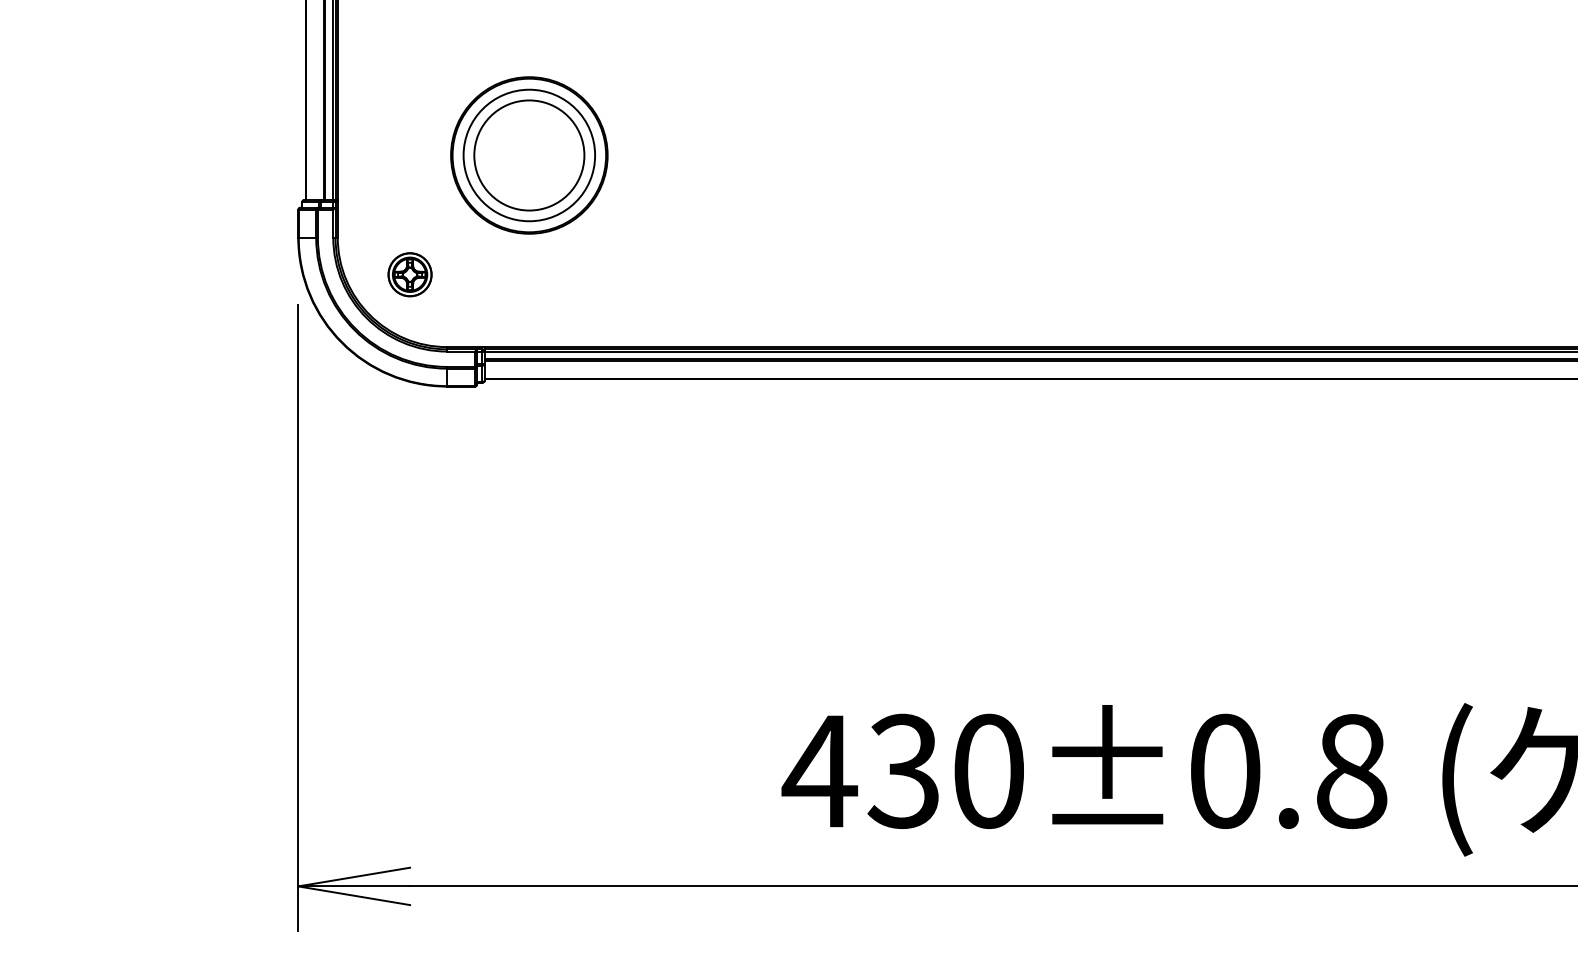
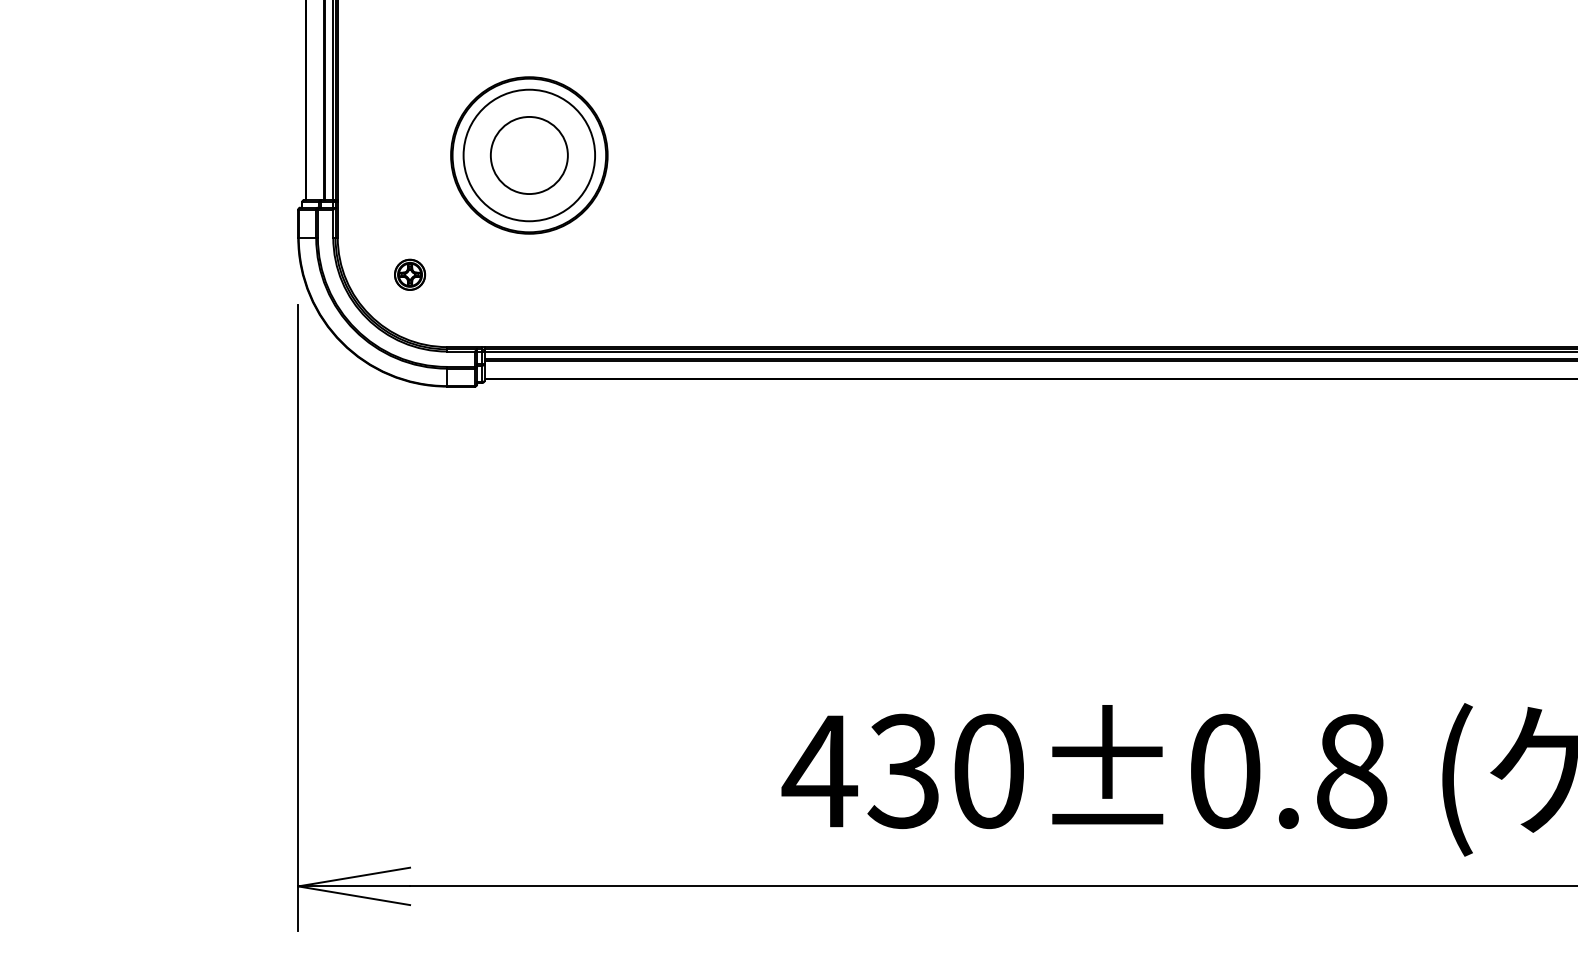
circle diameter: 110 px -> 77 px (528, 155)
part size: 46x46 px -> 33x33 px (410, 274)
